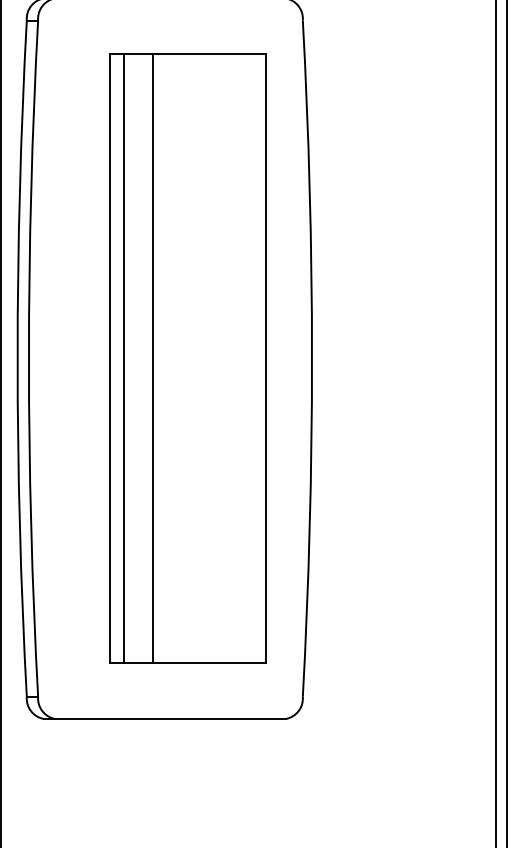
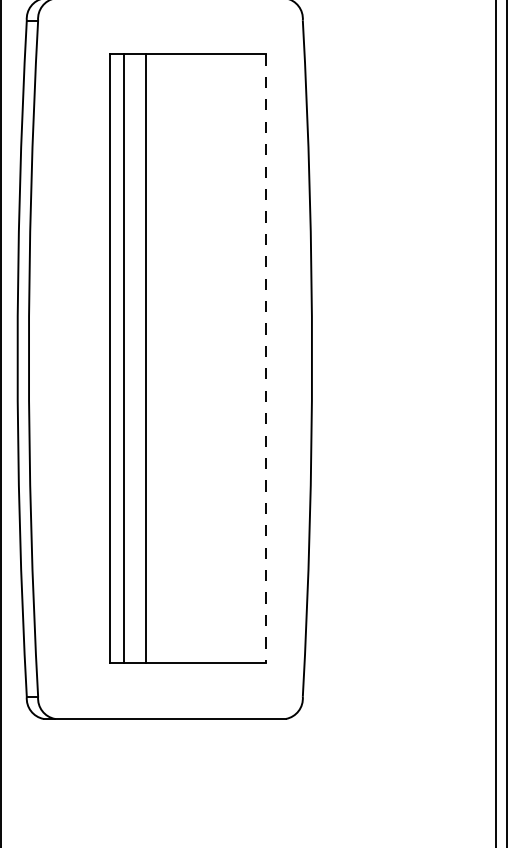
line position: (152, 358) -> (145, 358) (145, 358)
line: solid -> dashed (265, 359)
